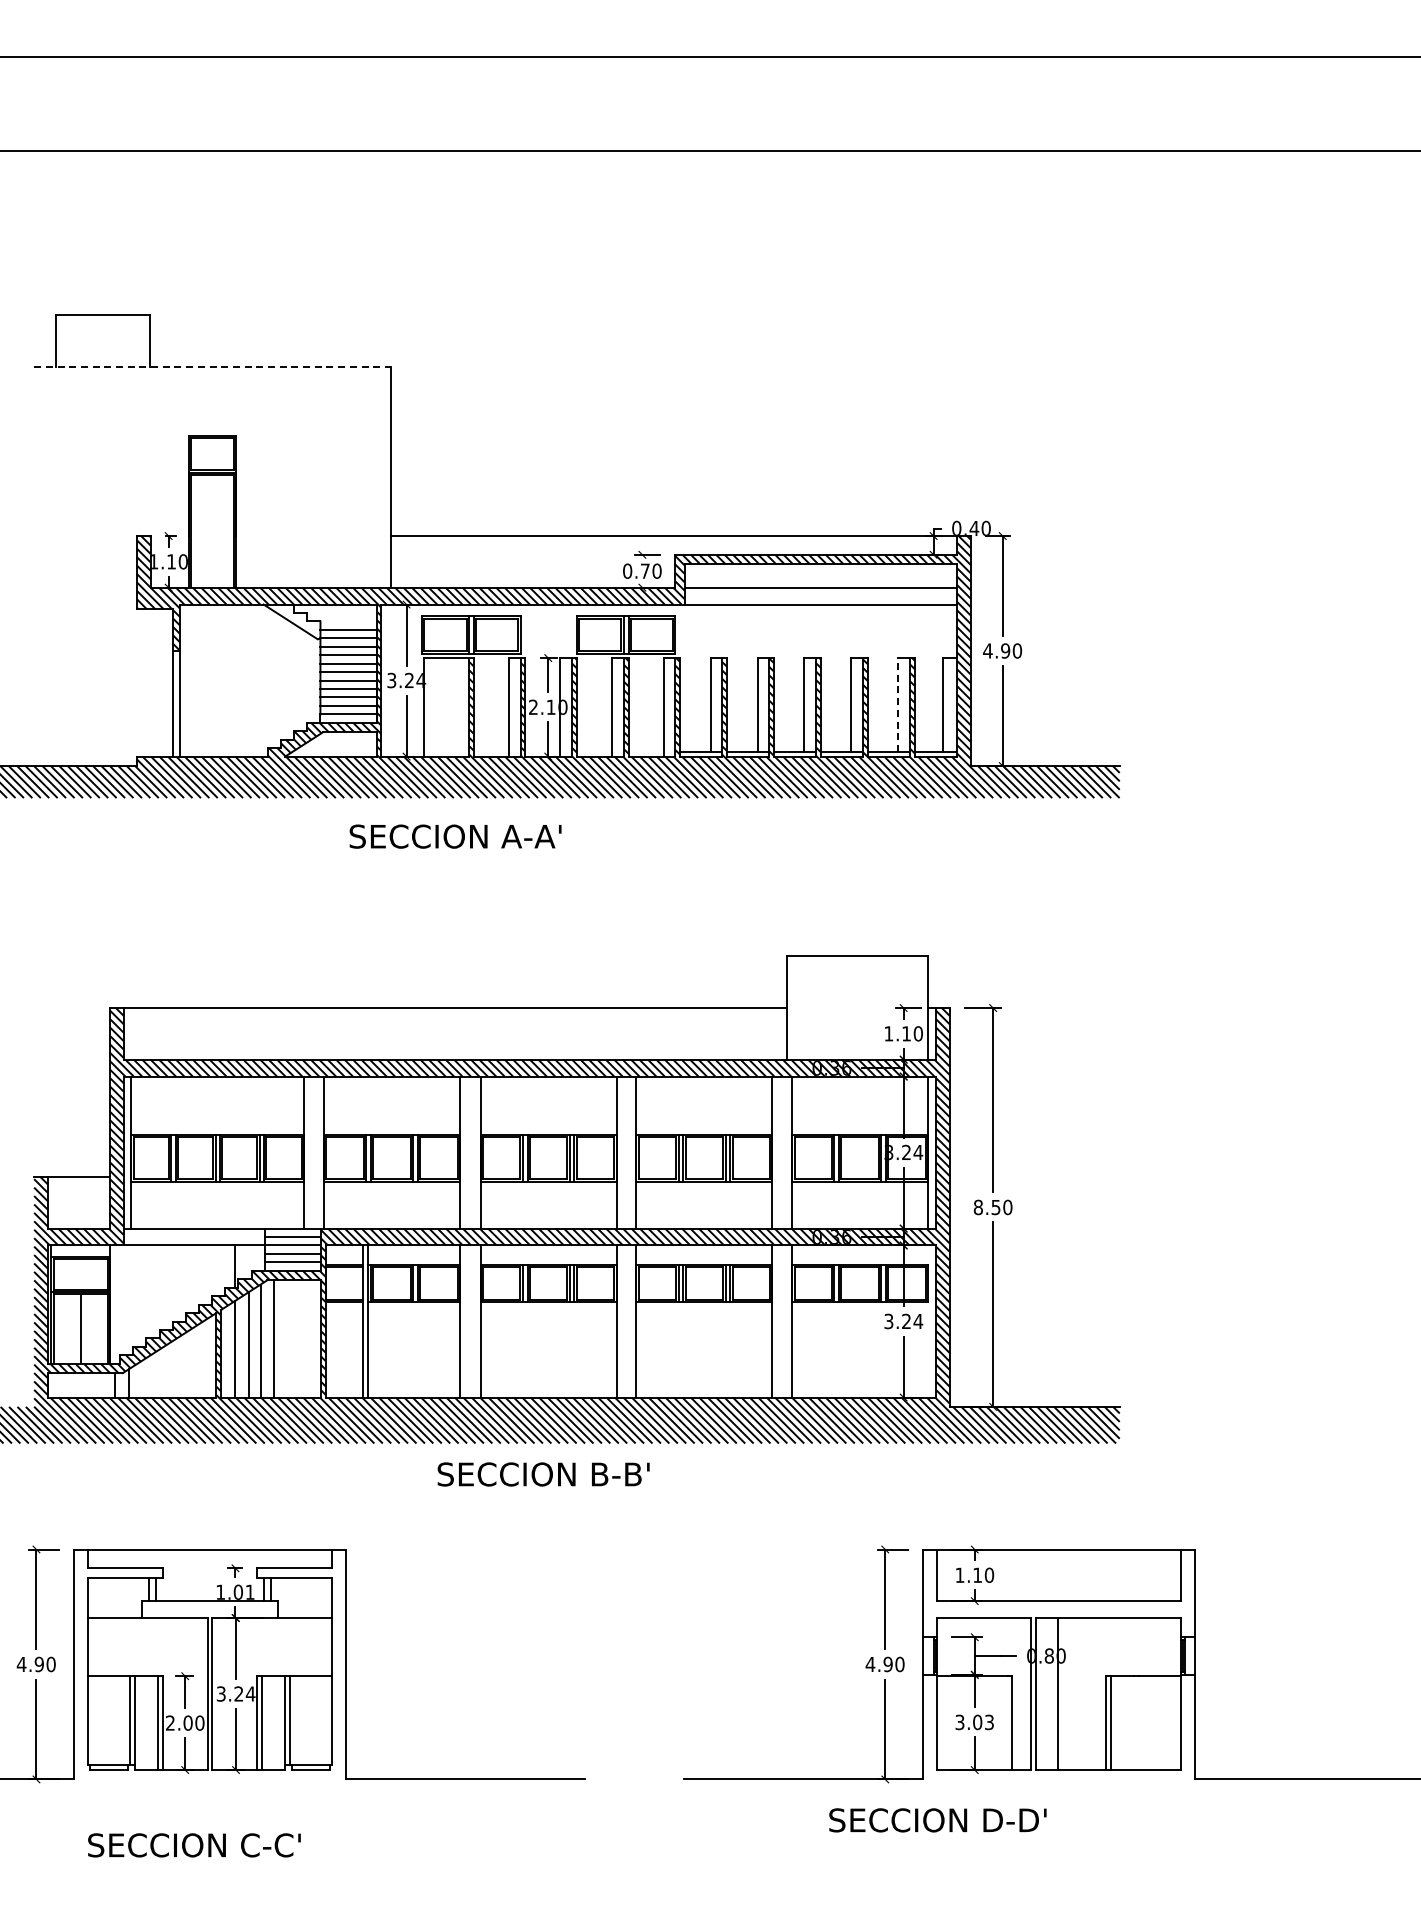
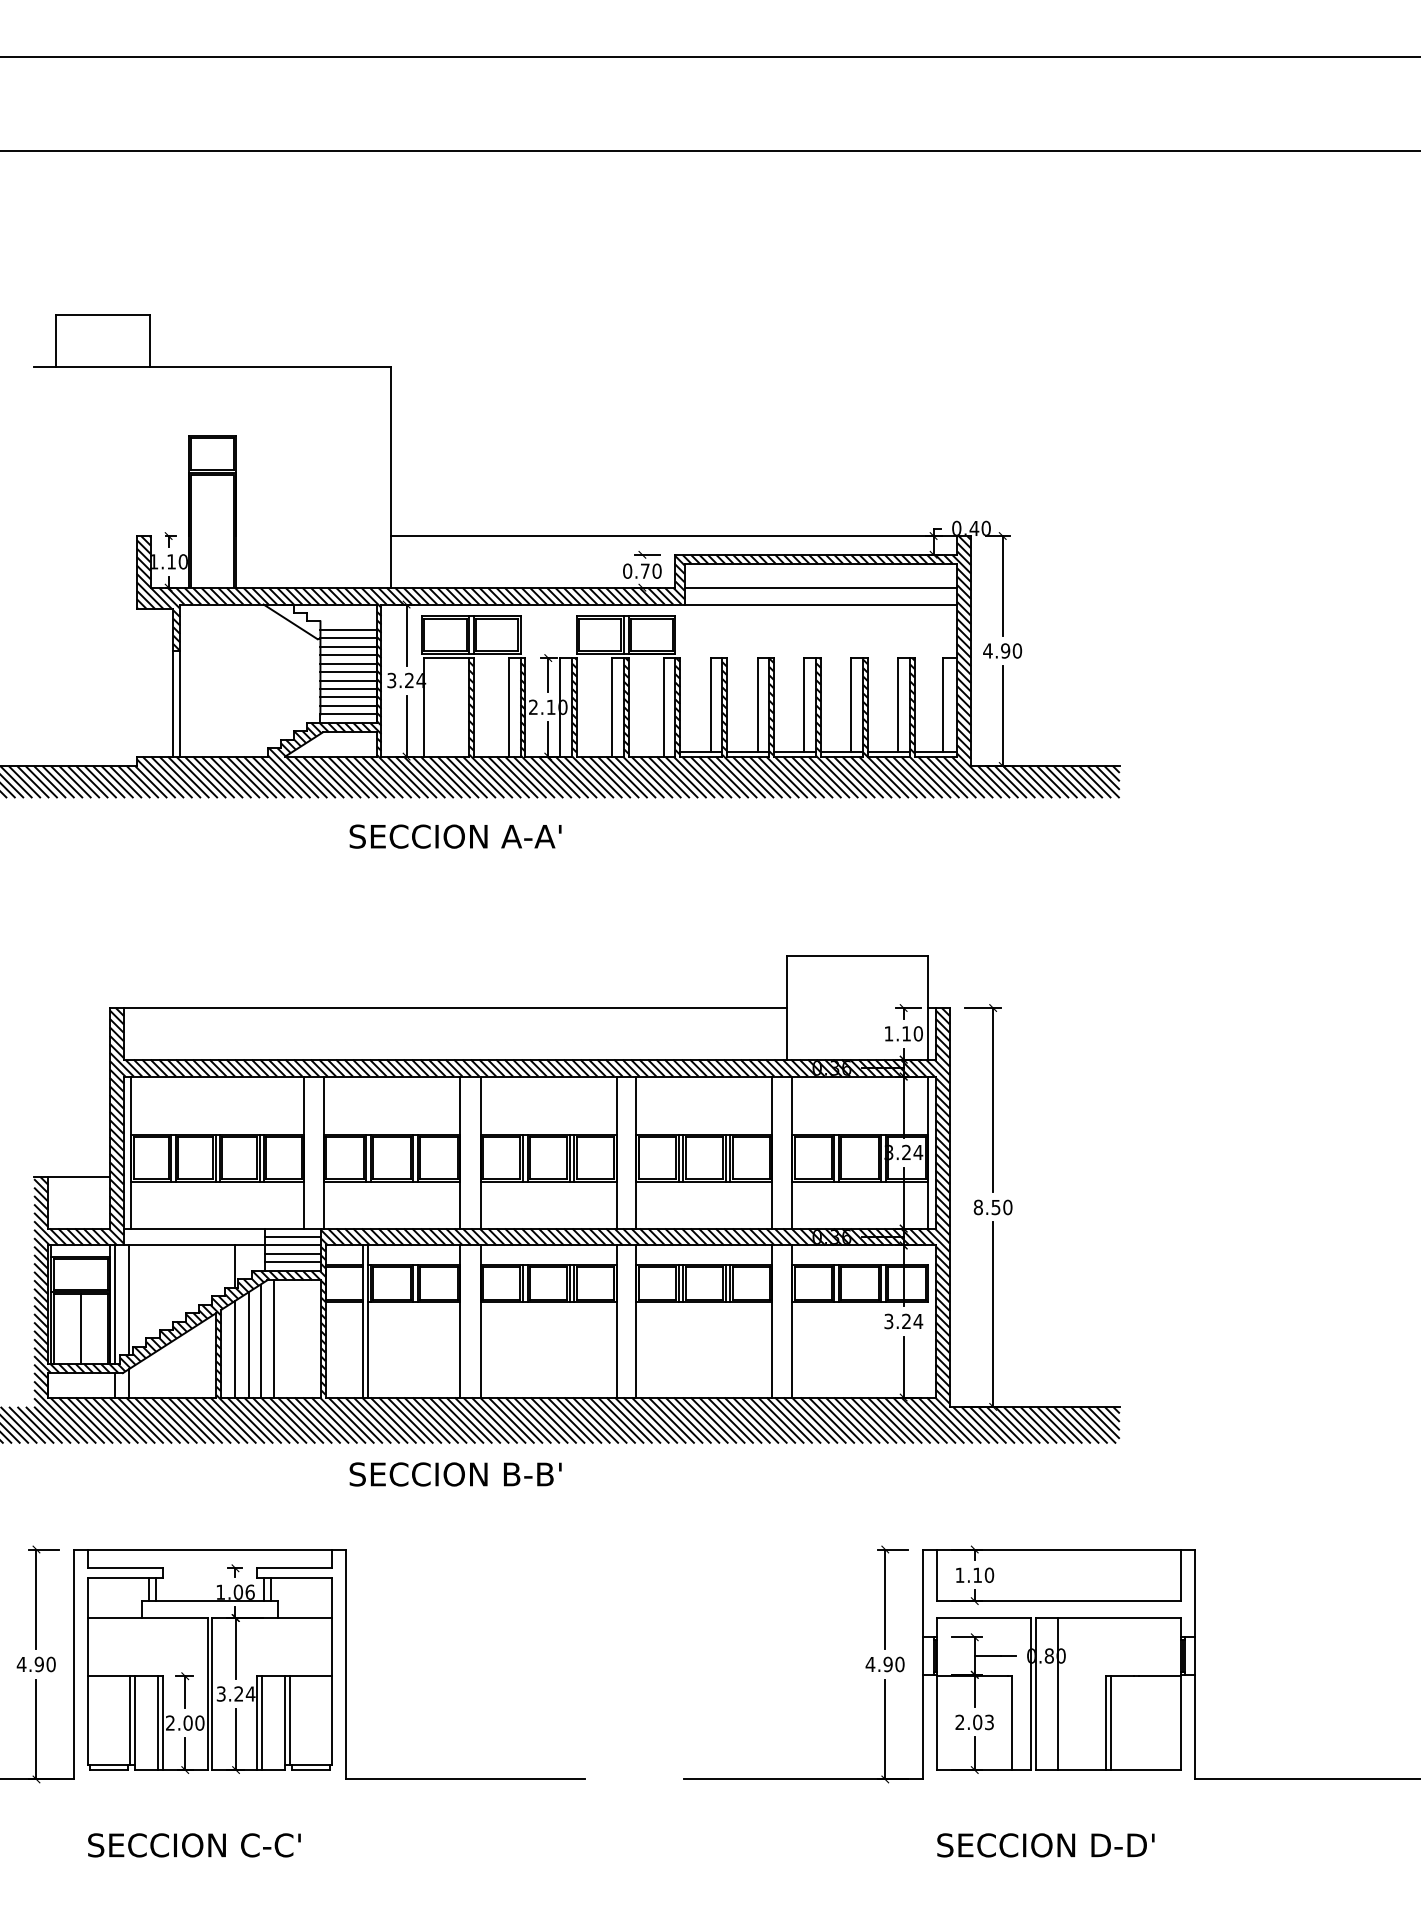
line: dashed -> solid (212, 367)
line: dashed -> solid (898, 704)
line: none -> present (128, 1300)
line: none -> present (114, 1304)
text position: (543, 1474) -> (455, 1474) (455, 1474)
text: 1.01 -> 1.06 (249, 1591)
text: 3.03 -> 2.03 (959, 1722)
text position: (937, 1820) -> (1045, 1845) (1045, 1845)
